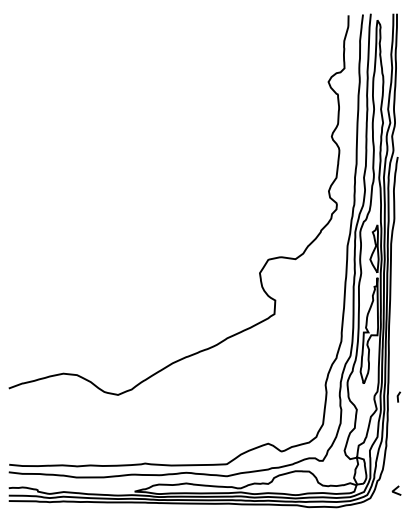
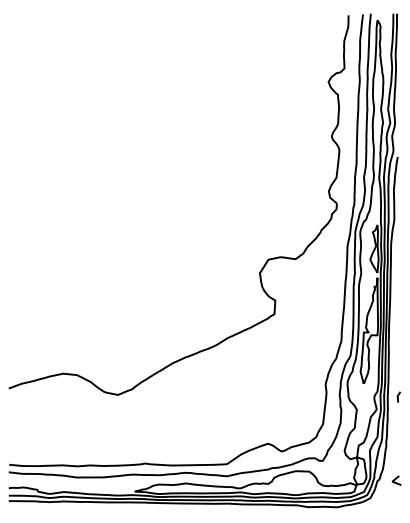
line position: (396, 489) -> (396, 479) (396, 479)
